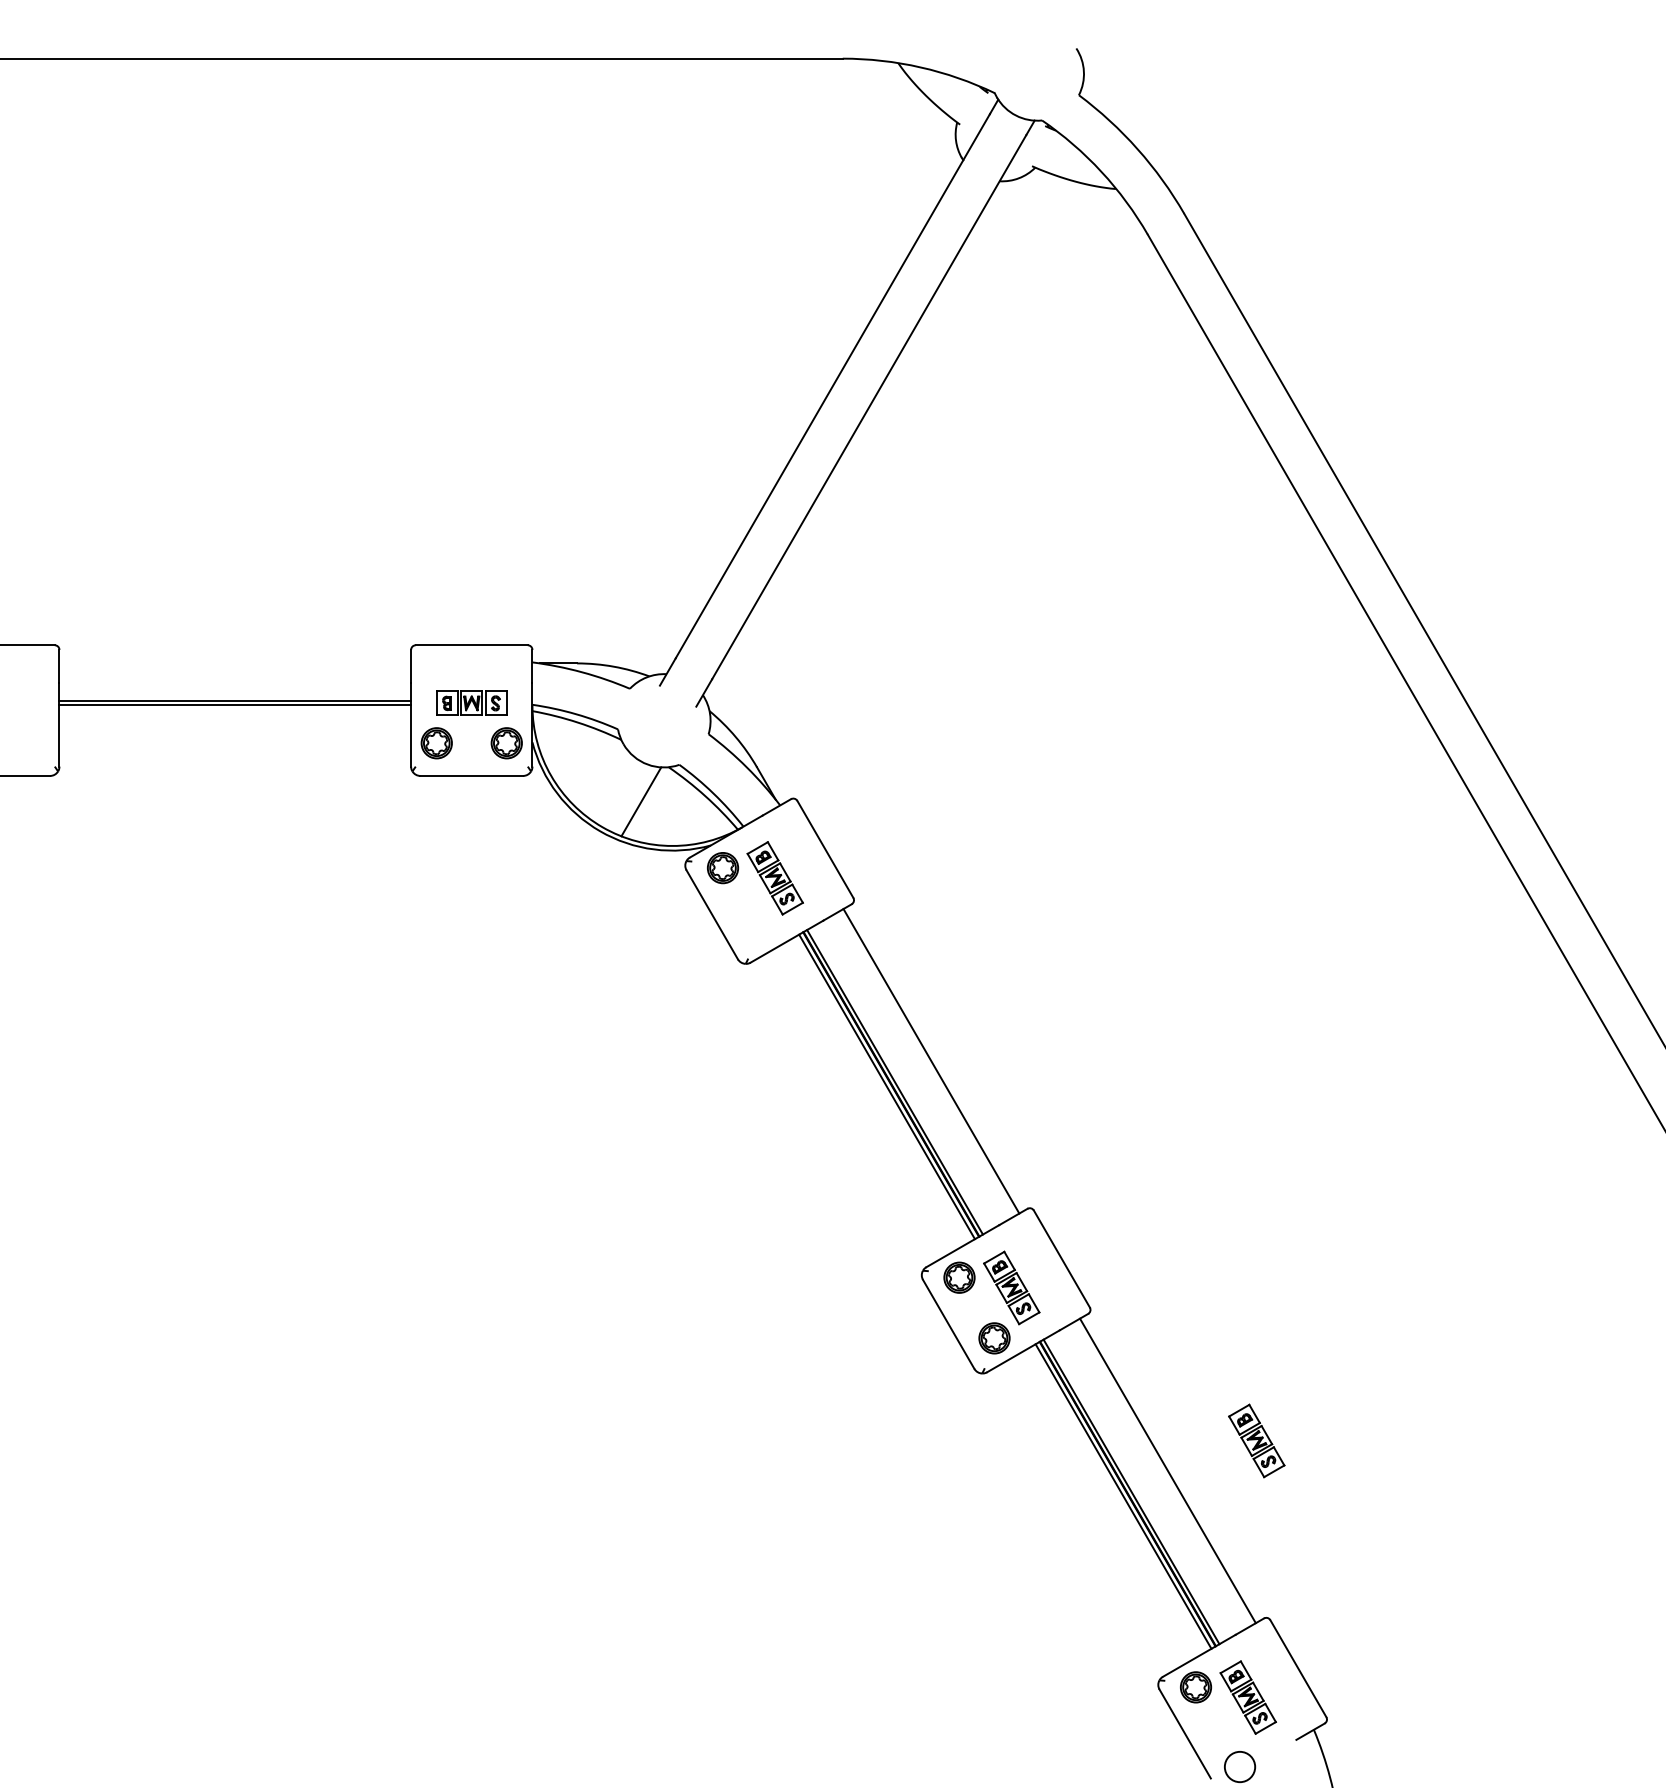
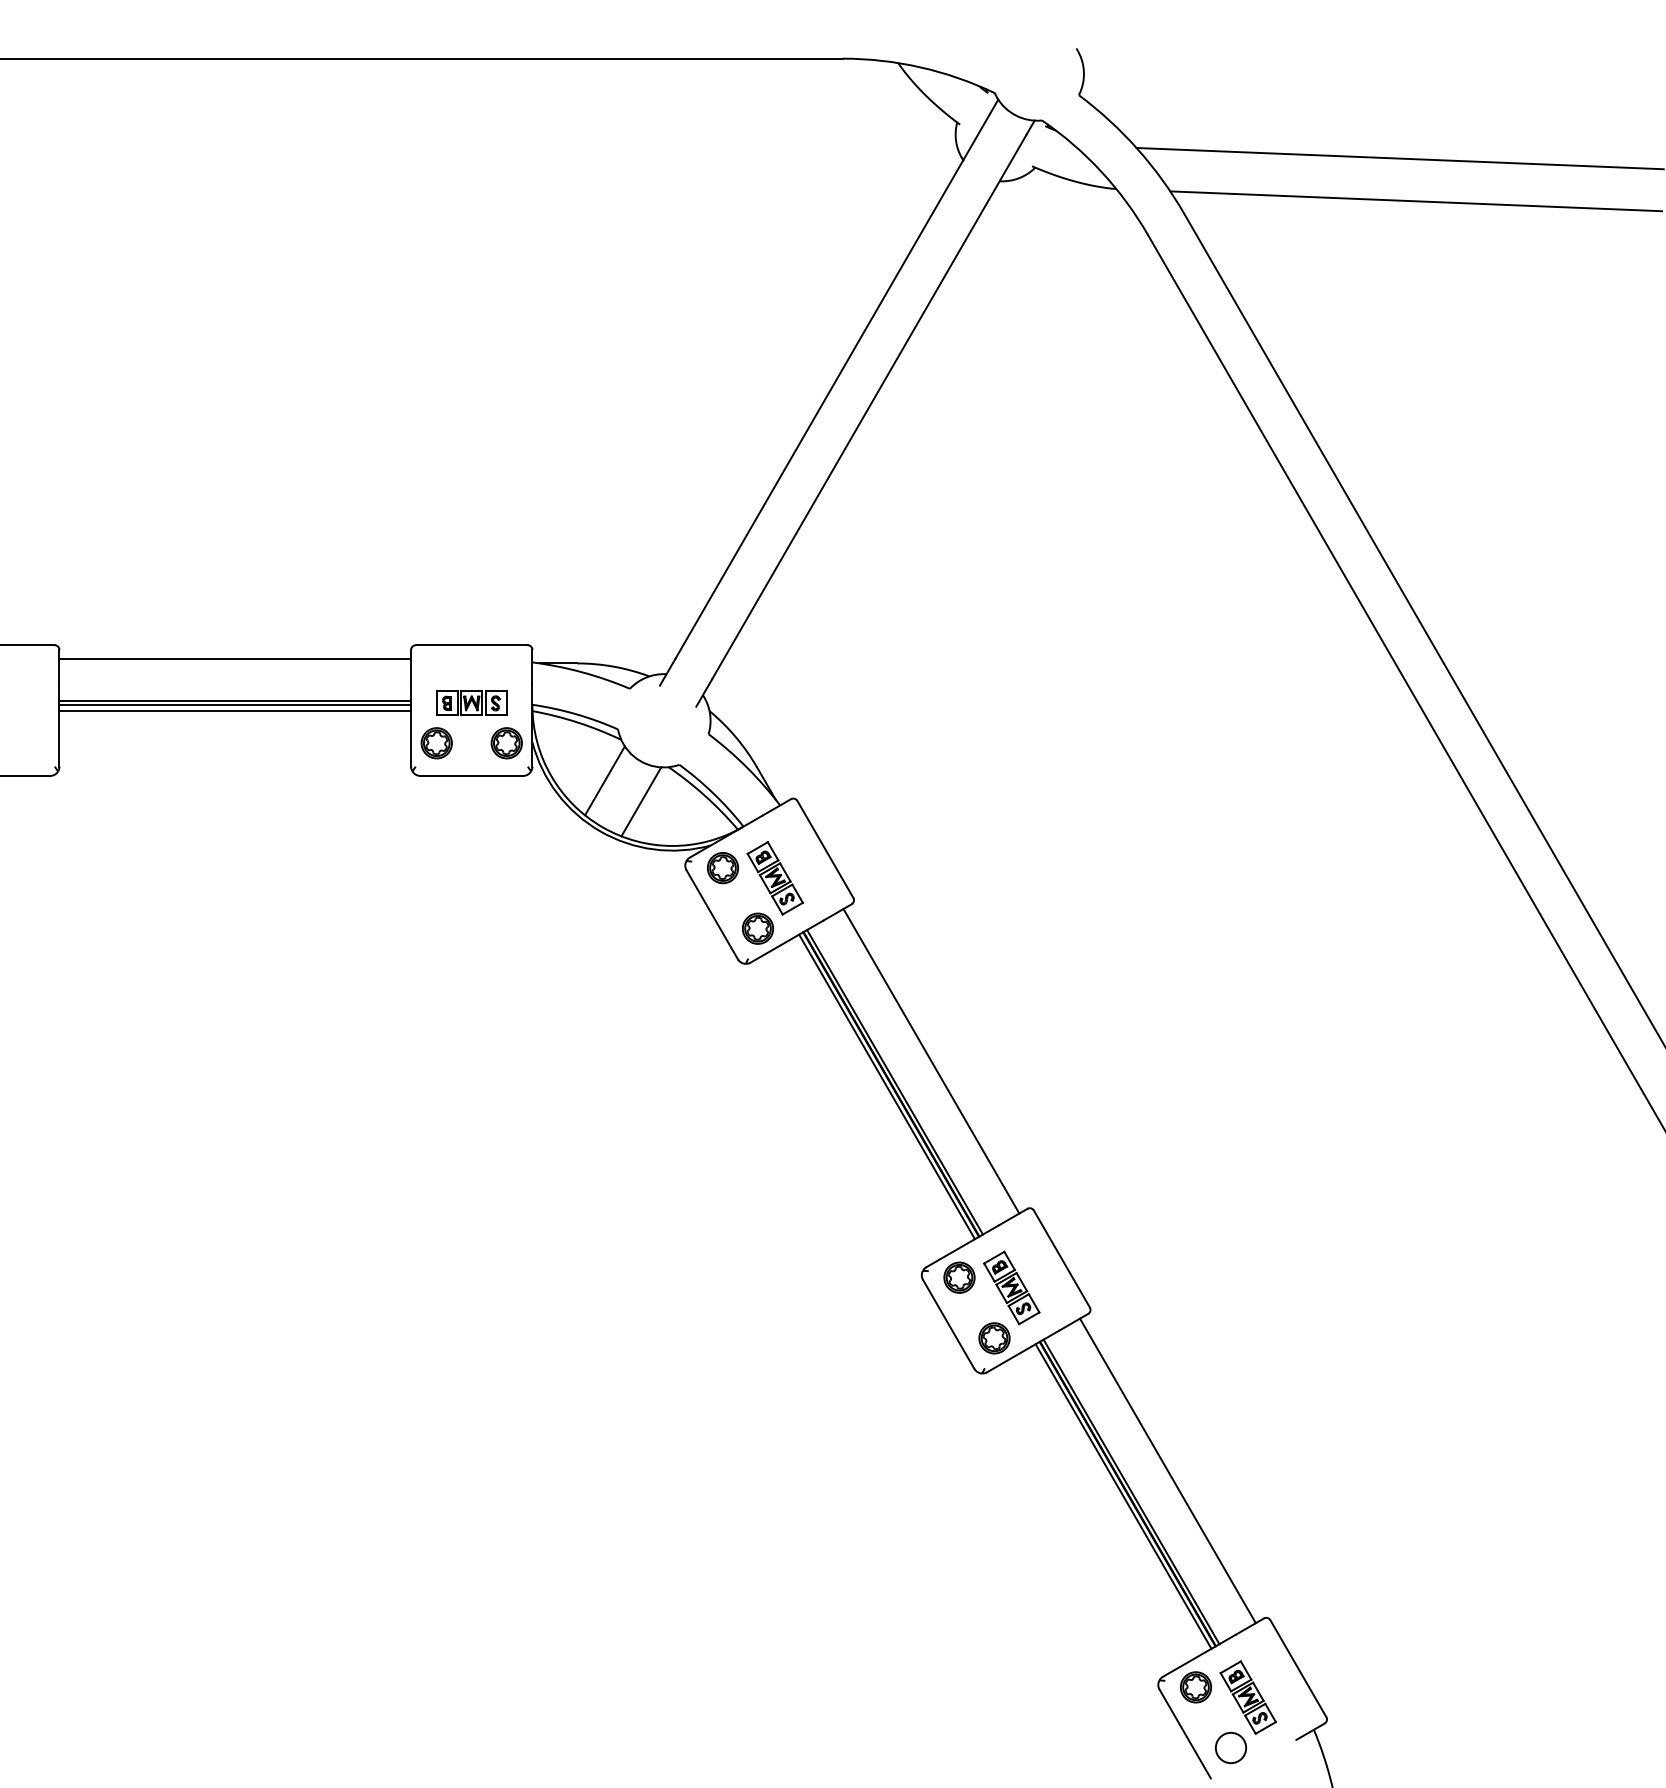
line: none -> present (1399, 158)
line: none -> present (1416, 201)
line: none -> present (235, 659)
line: none -> present (235, 710)
line: none -> present (604, 780)
part: none -> present (758, 928)
part: present -> none (1256, 1440)
circle position: (1240, 1767) -> (1231, 1748) (1231, 1748)
